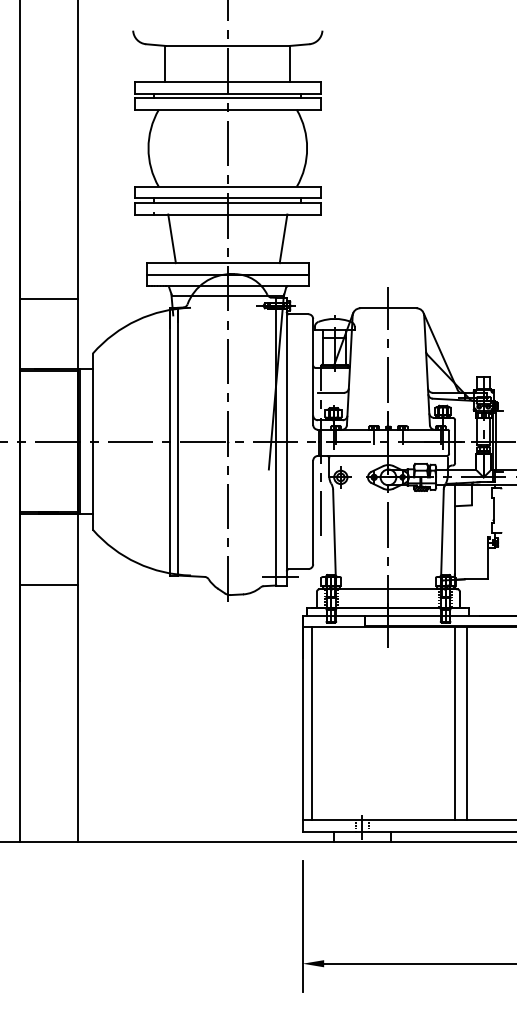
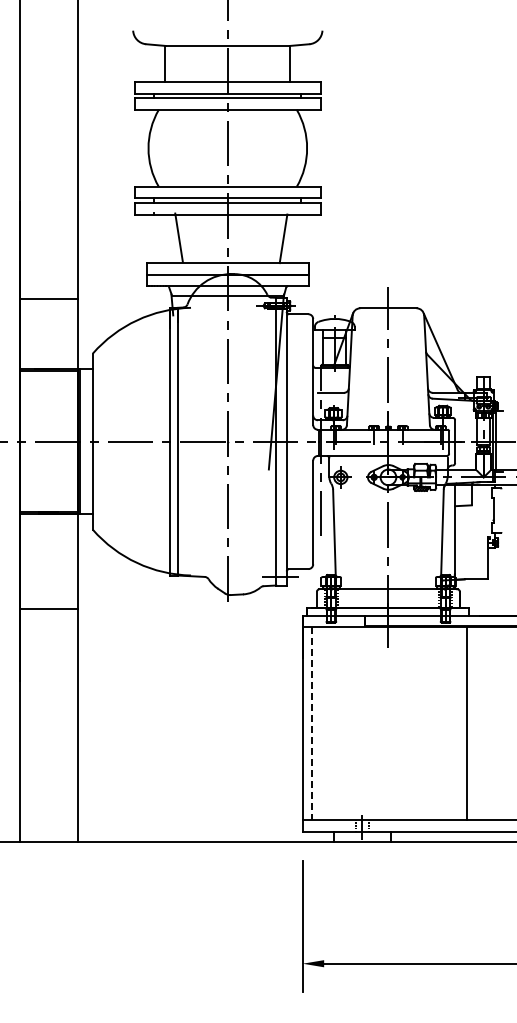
line position: (171, 238) -> (178, 237) (178, 237)
line position: (48, 584) -> (48, 608) (48, 608)
line: present -> none (455, 723)
line: solid -> dashed (312, 724)
